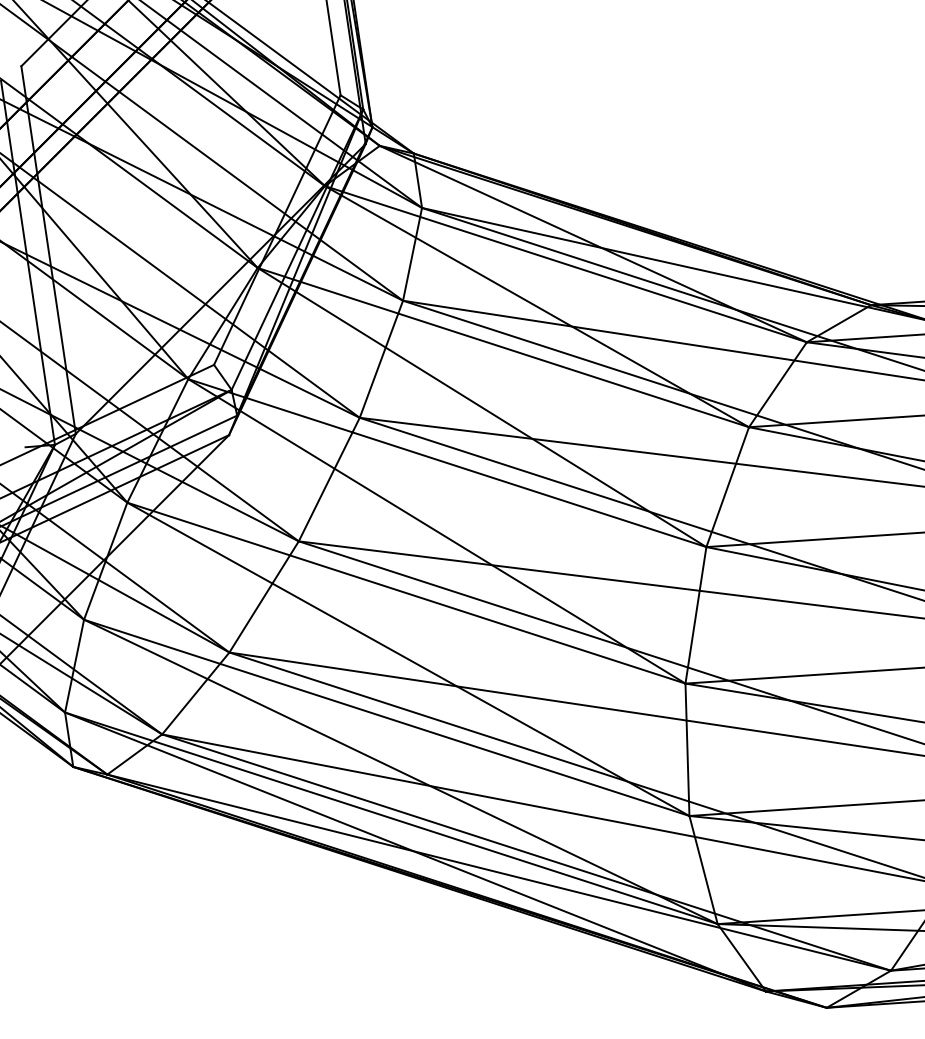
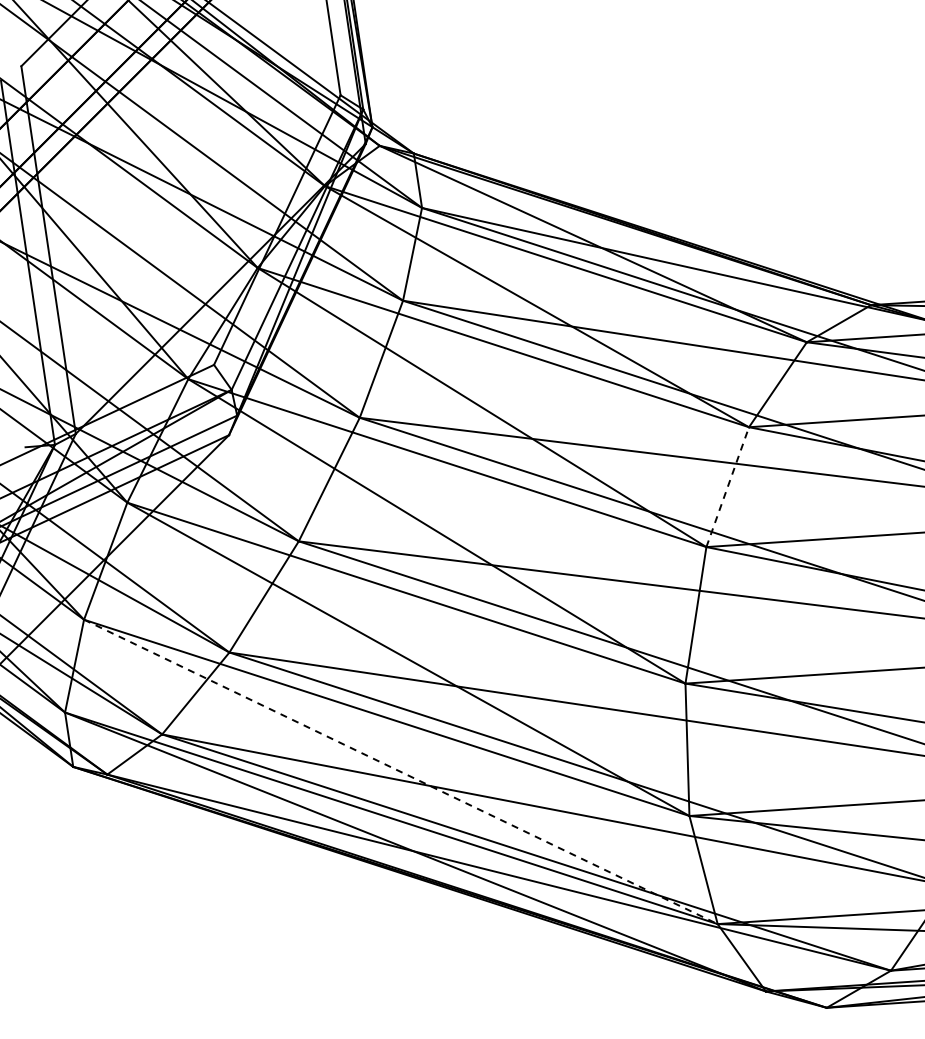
line: solid -> dashed (727, 487)
line: solid -> dashed (401, 772)
